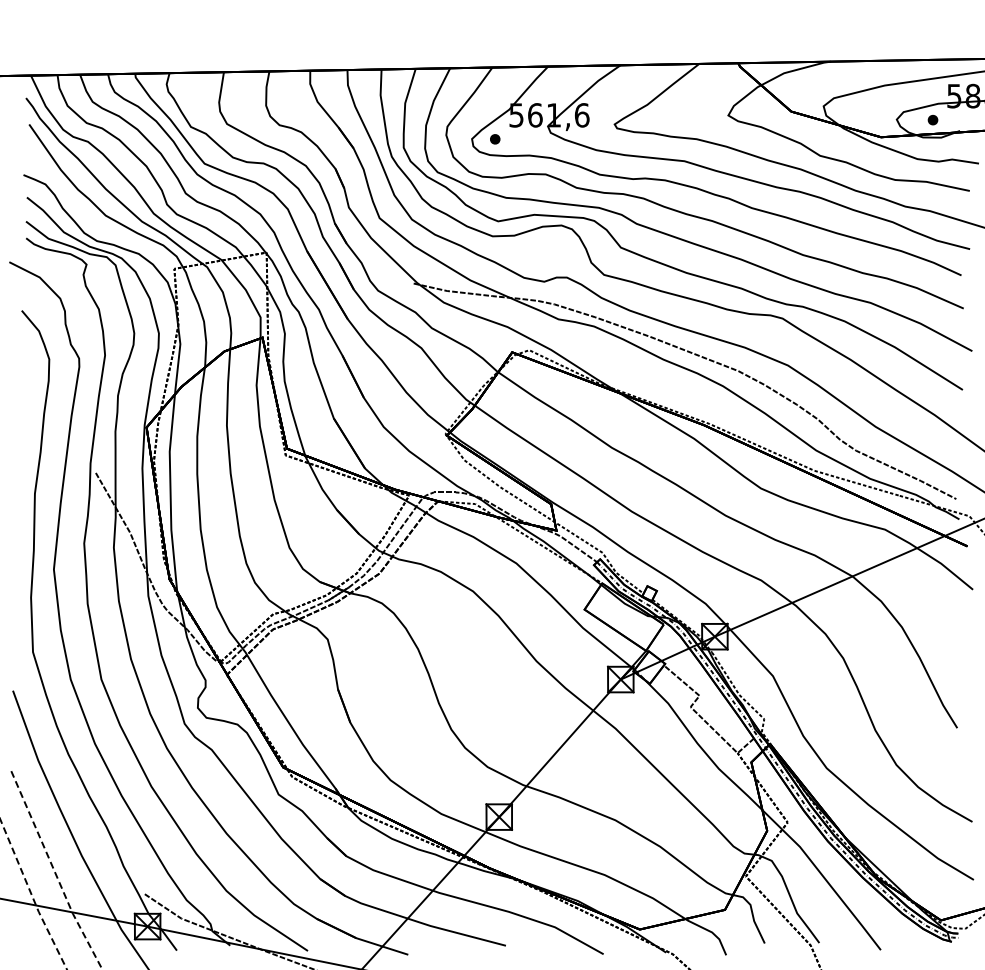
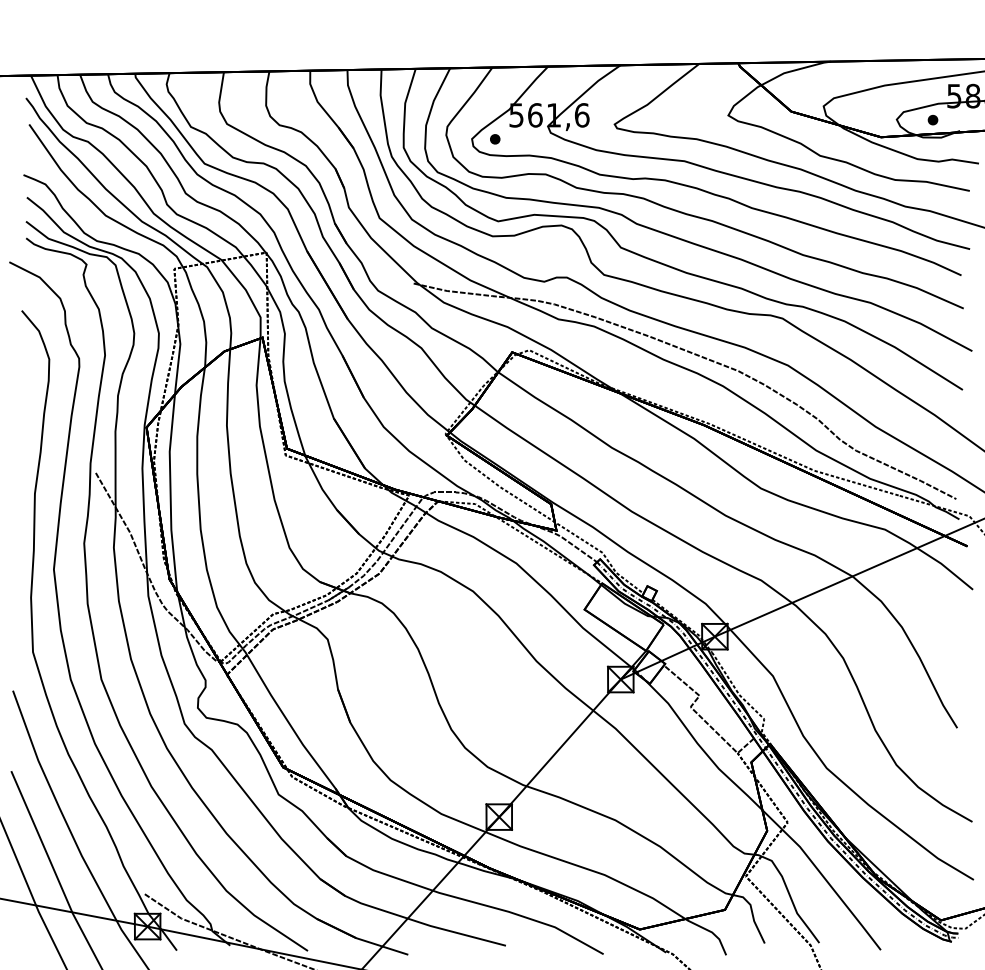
line: dashed -> solid (54, 871)
line: dashed -> solid (31, 895)
